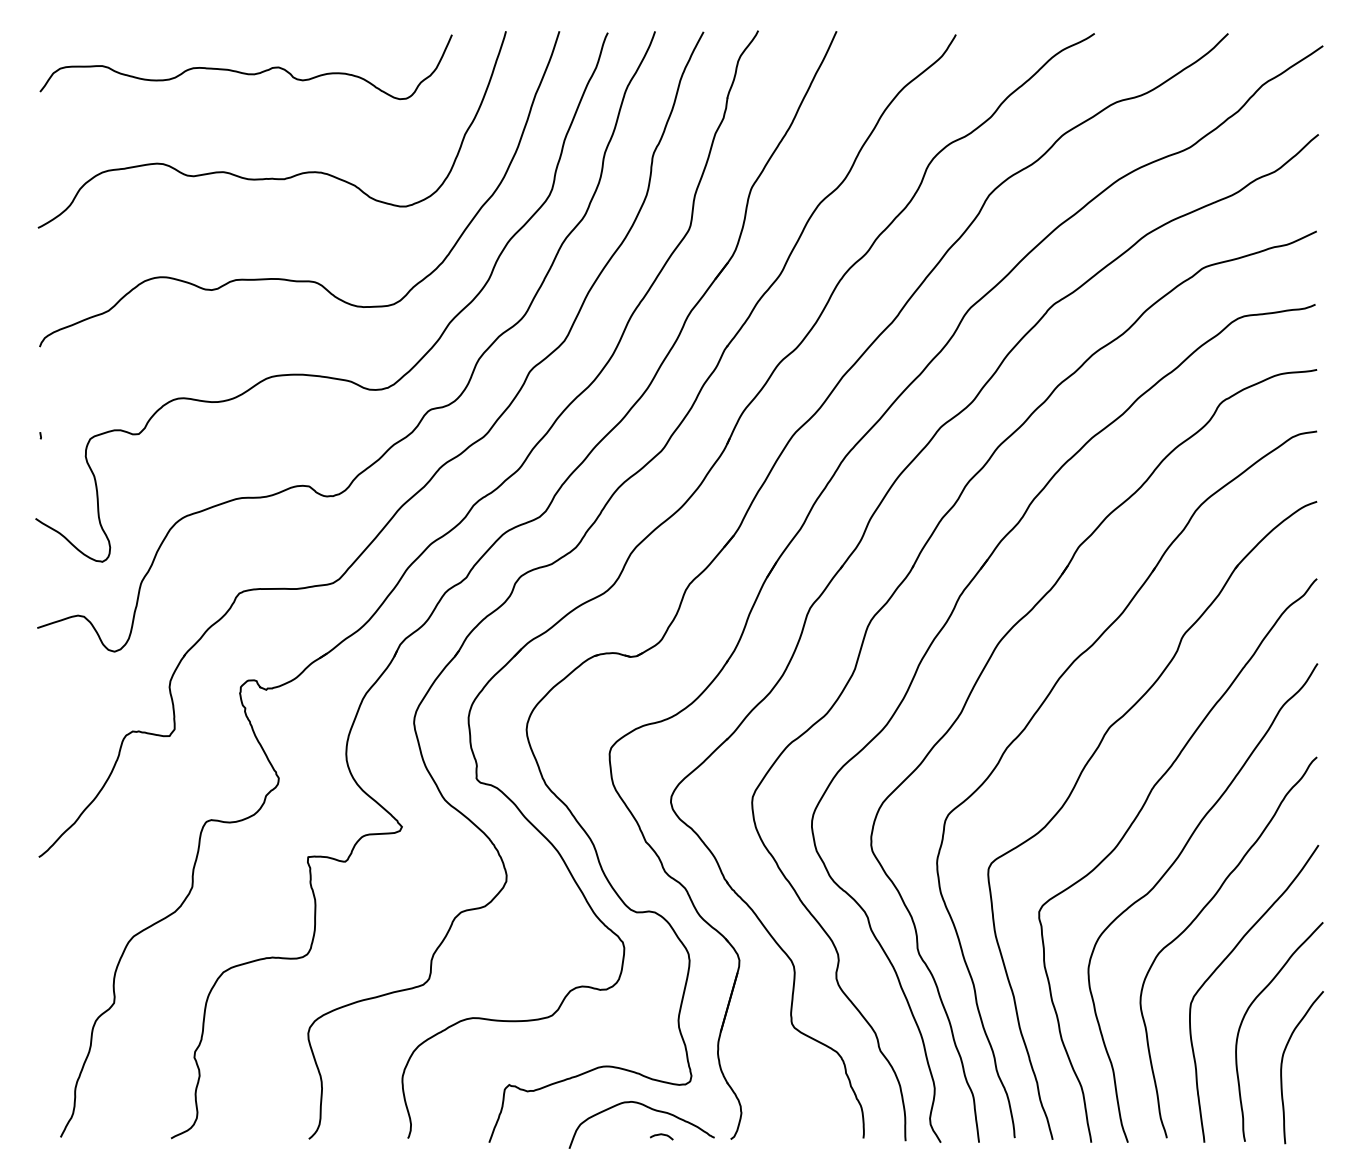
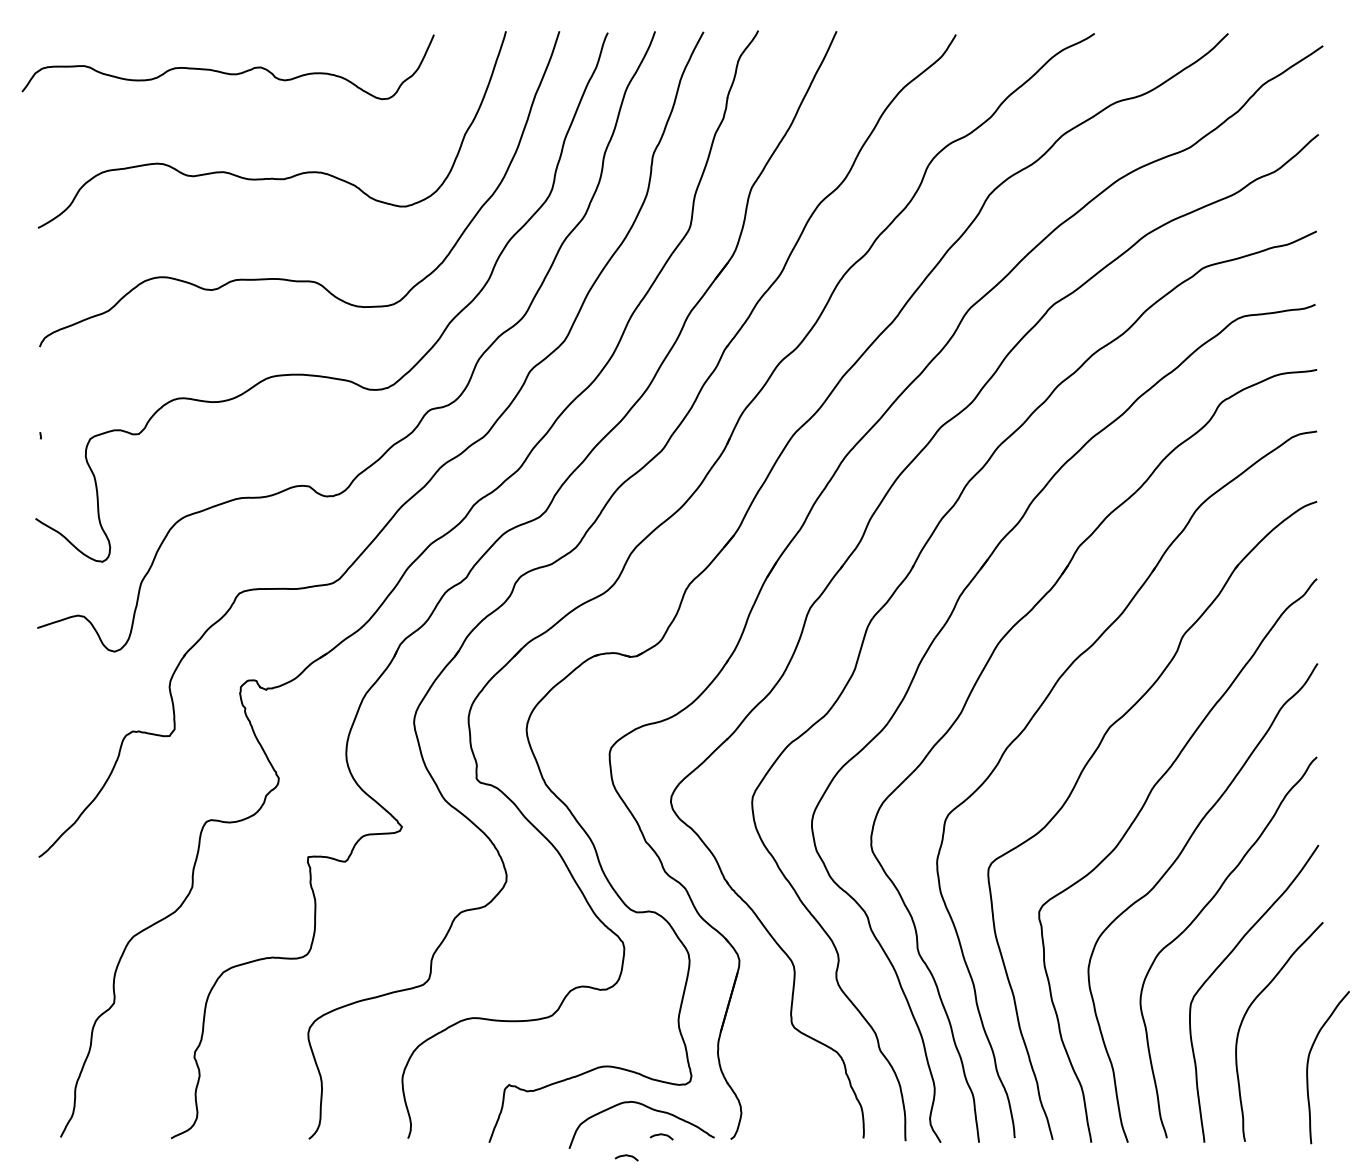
curve position: (245, 72) -> (227, 72) (227, 72)
curve position: (1282, 1067) -> (1308, 1067) (1308, 1067)
curve: none -> present (626, 1156)
